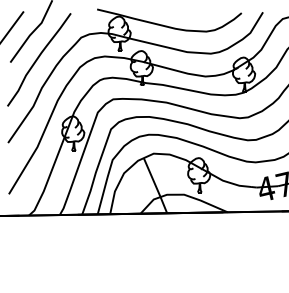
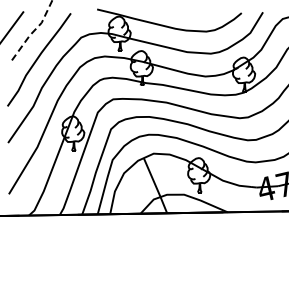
line: solid -> dashed (33, 32)
